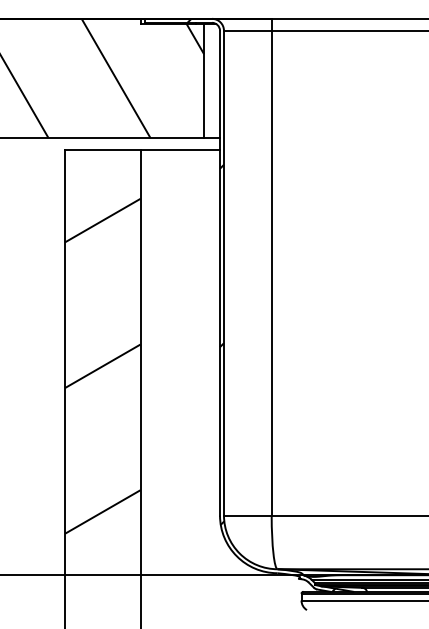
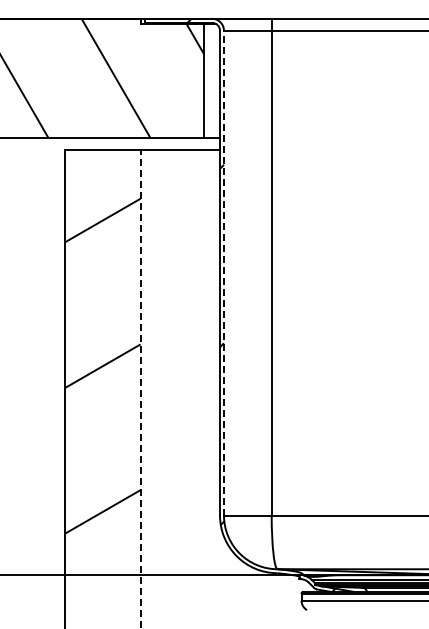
line: solid -> dashed (224, 272)
line: solid -> dashed (140, 388)
